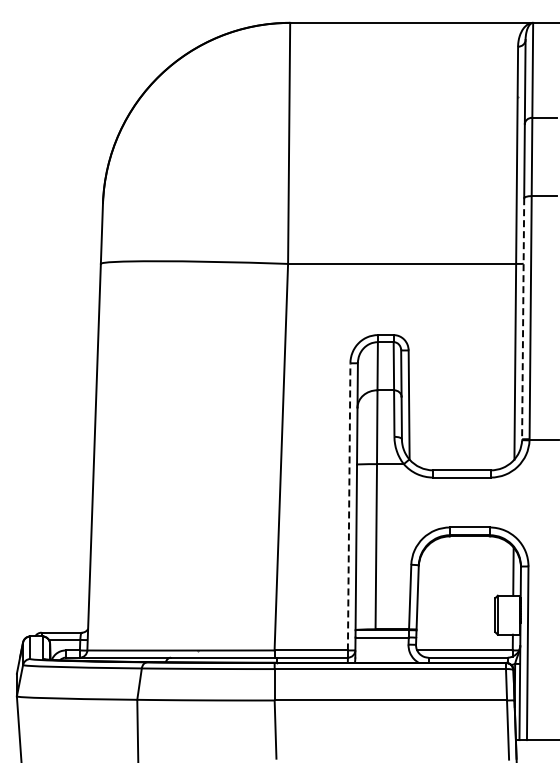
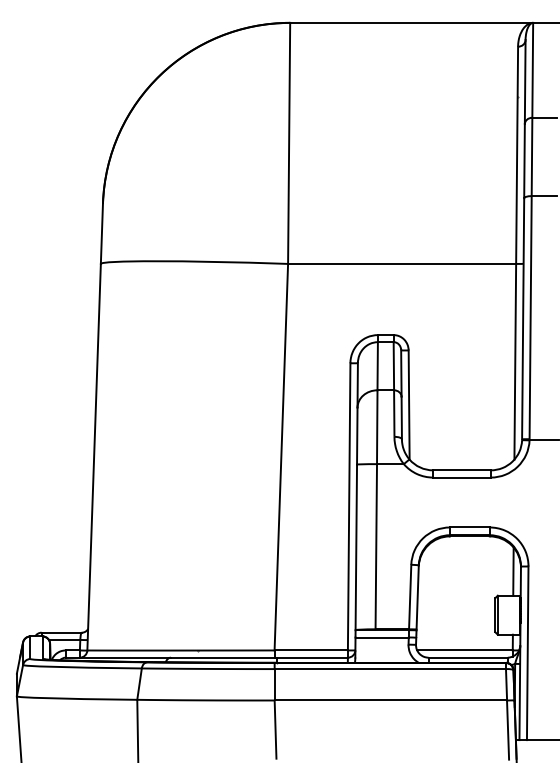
line: dashed -> solid (523, 318)
line: dashed -> solid (349, 506)
